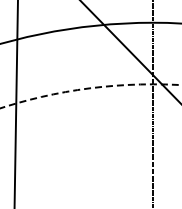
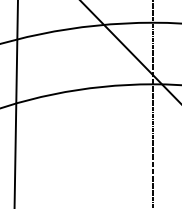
circle: dashed -> solid (90, 96)
